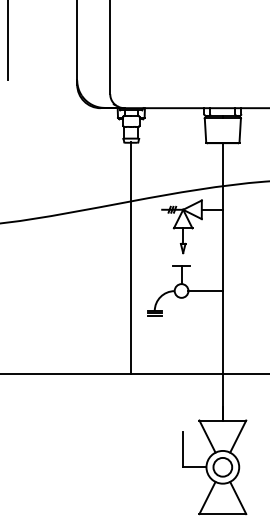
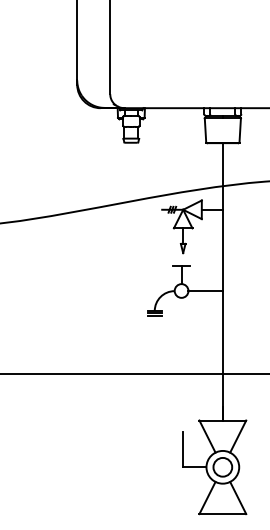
line: present -> none (8, 41)
line: present -> none (131, 258)
